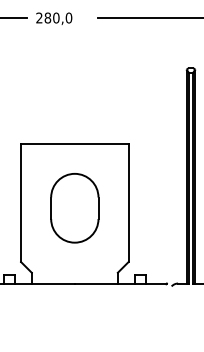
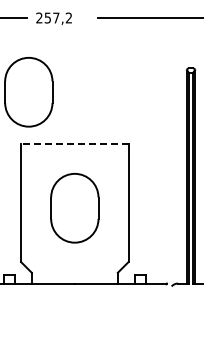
text: 280,0 -> 257,2 (58, 17)
part: none -> present (28, 92)
line: solid -> dashed (74, 143)
